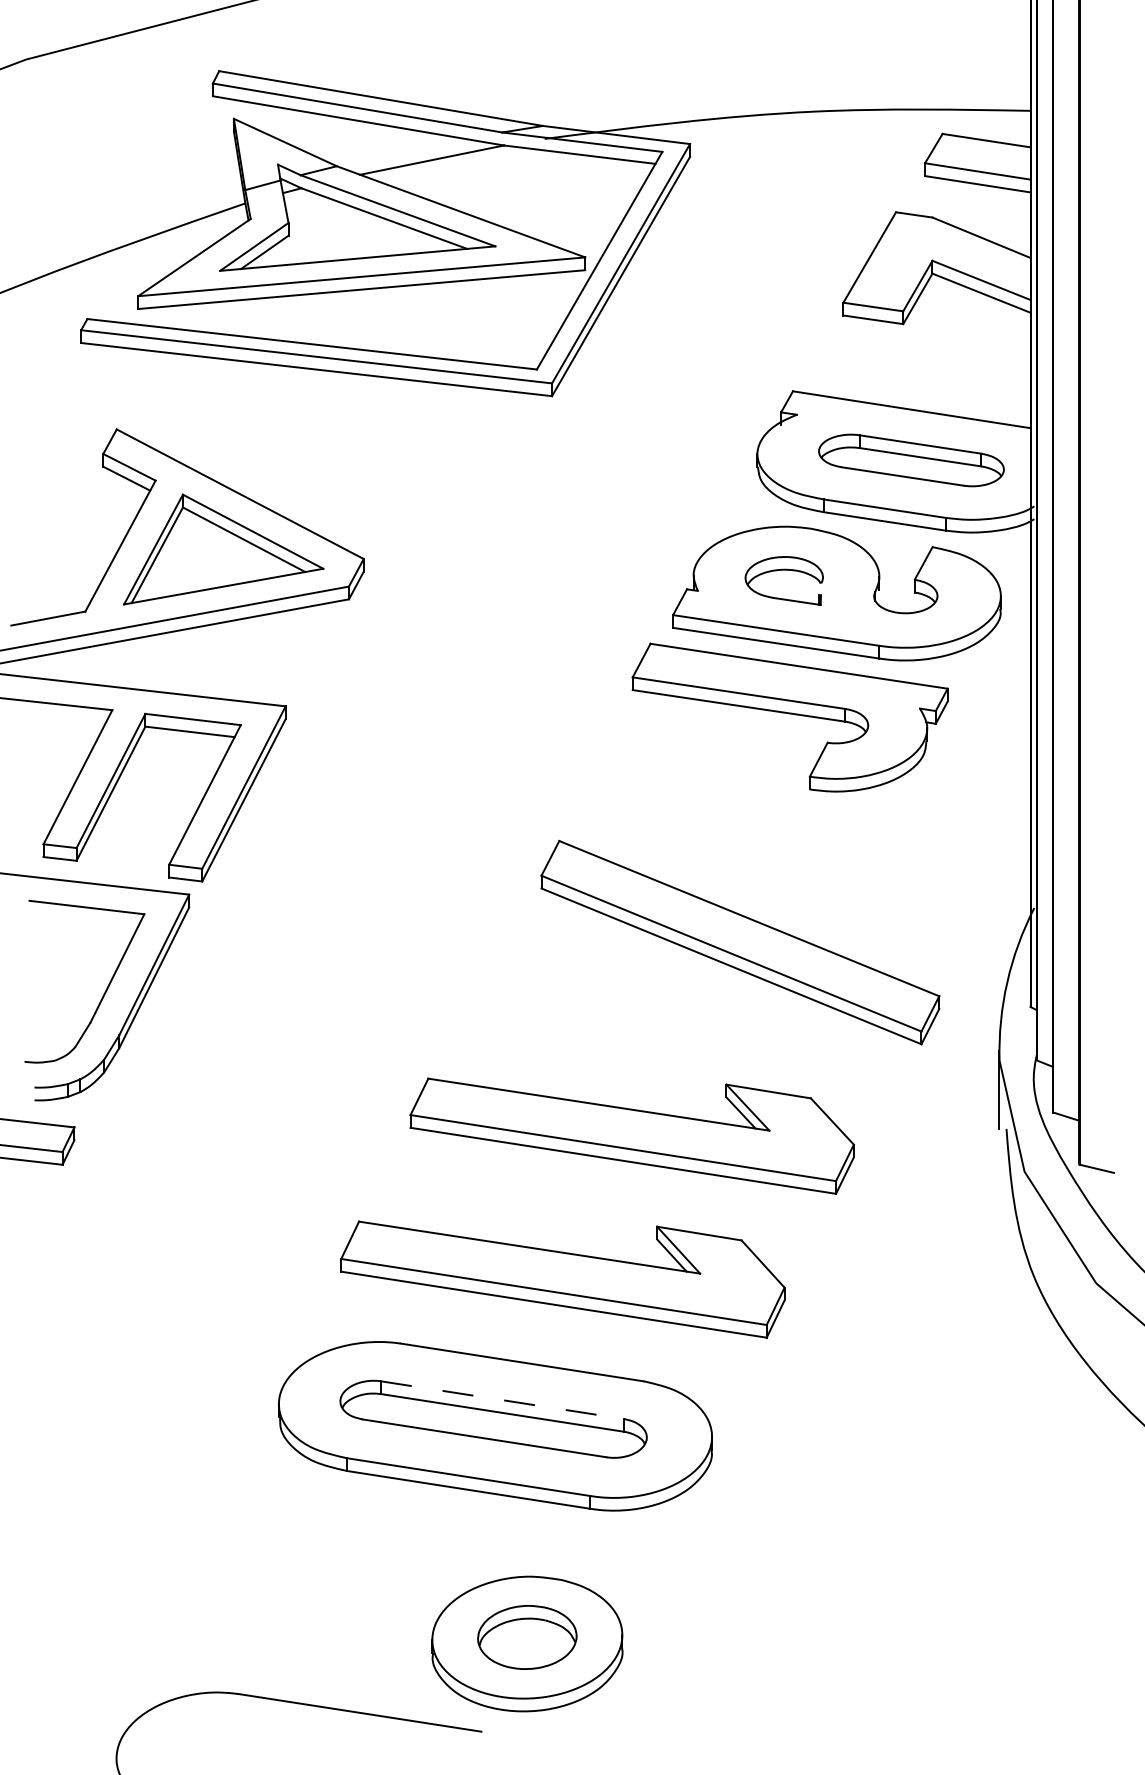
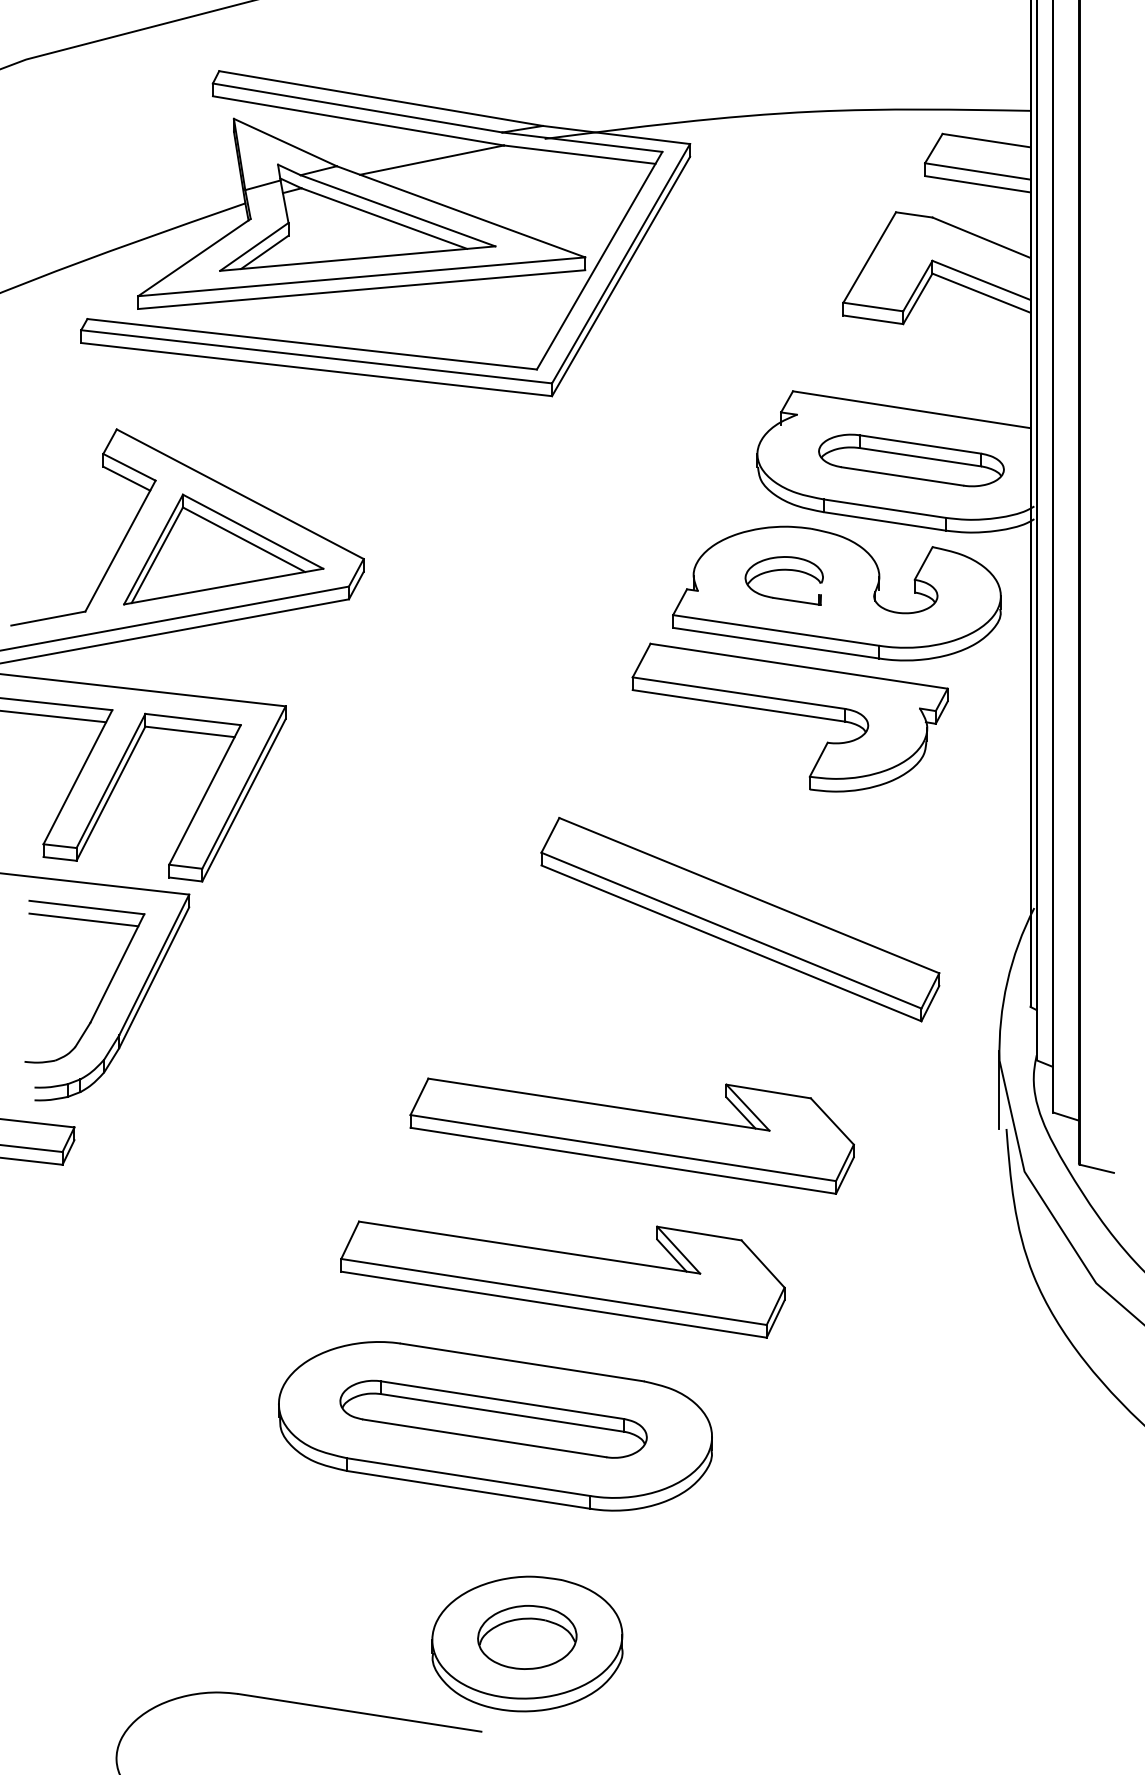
line: none -> present (54, 716)
line: none -> present (83, 919)
part position: (740, 942) -> (740, 919) (740, 919)
line: dashed -> solid (503, 1400)
